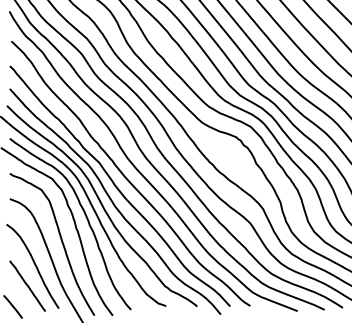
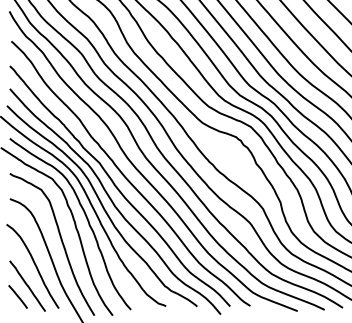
line position: (12, 306) -> (17, 296) (17, 296)
